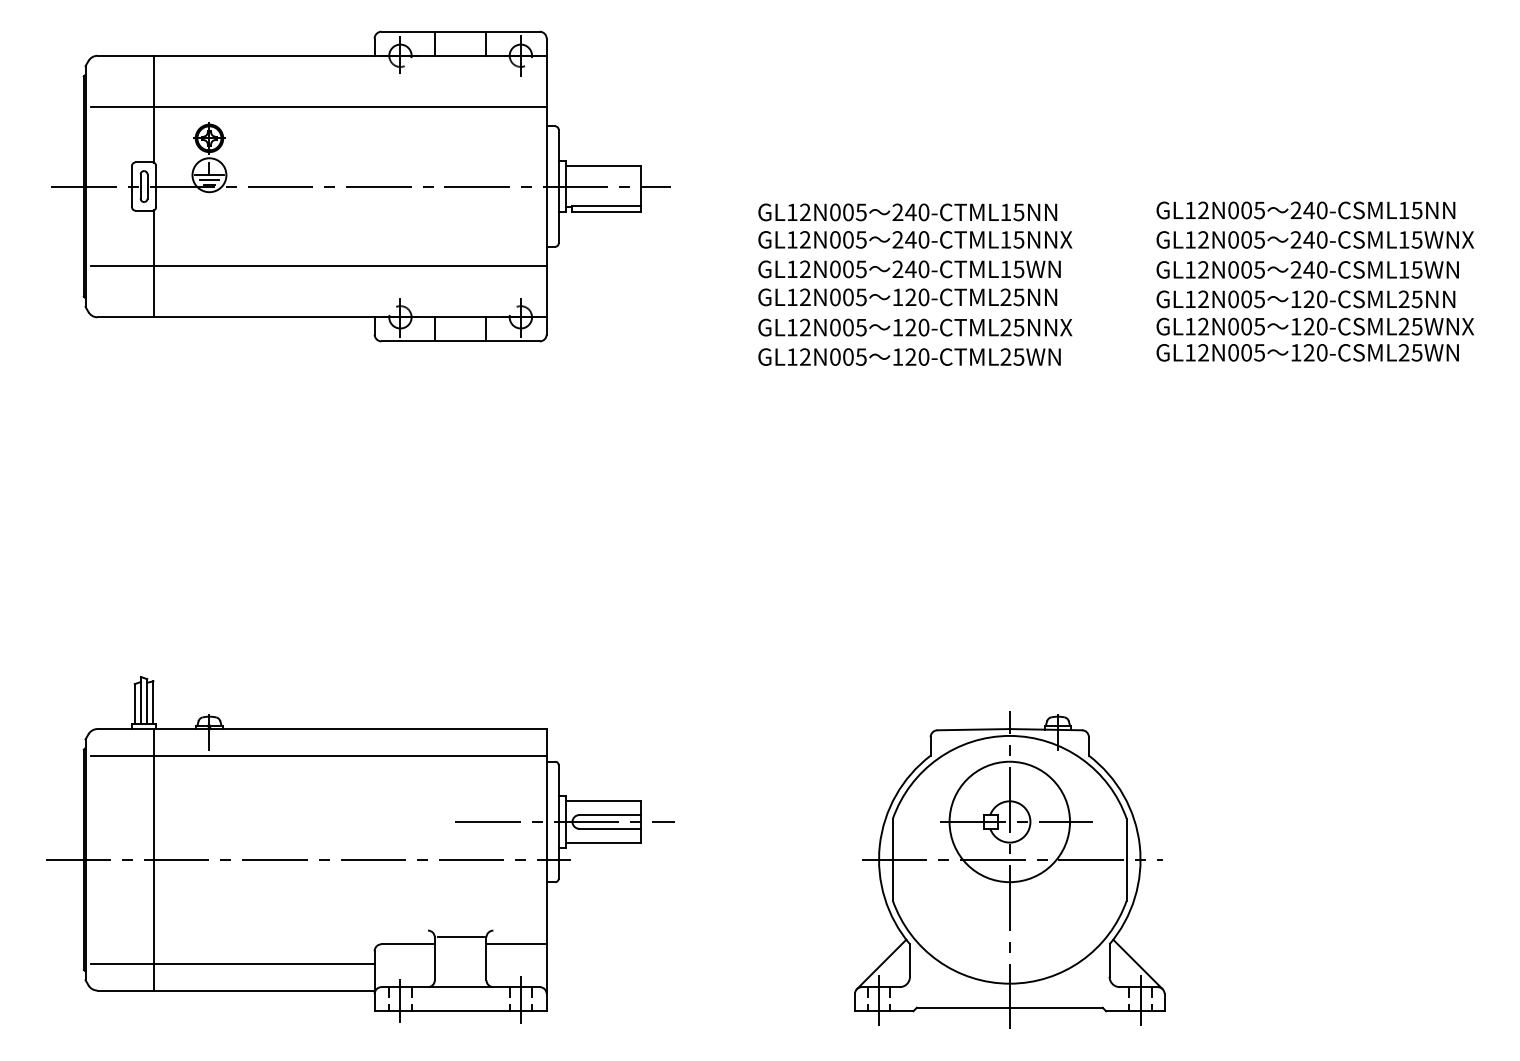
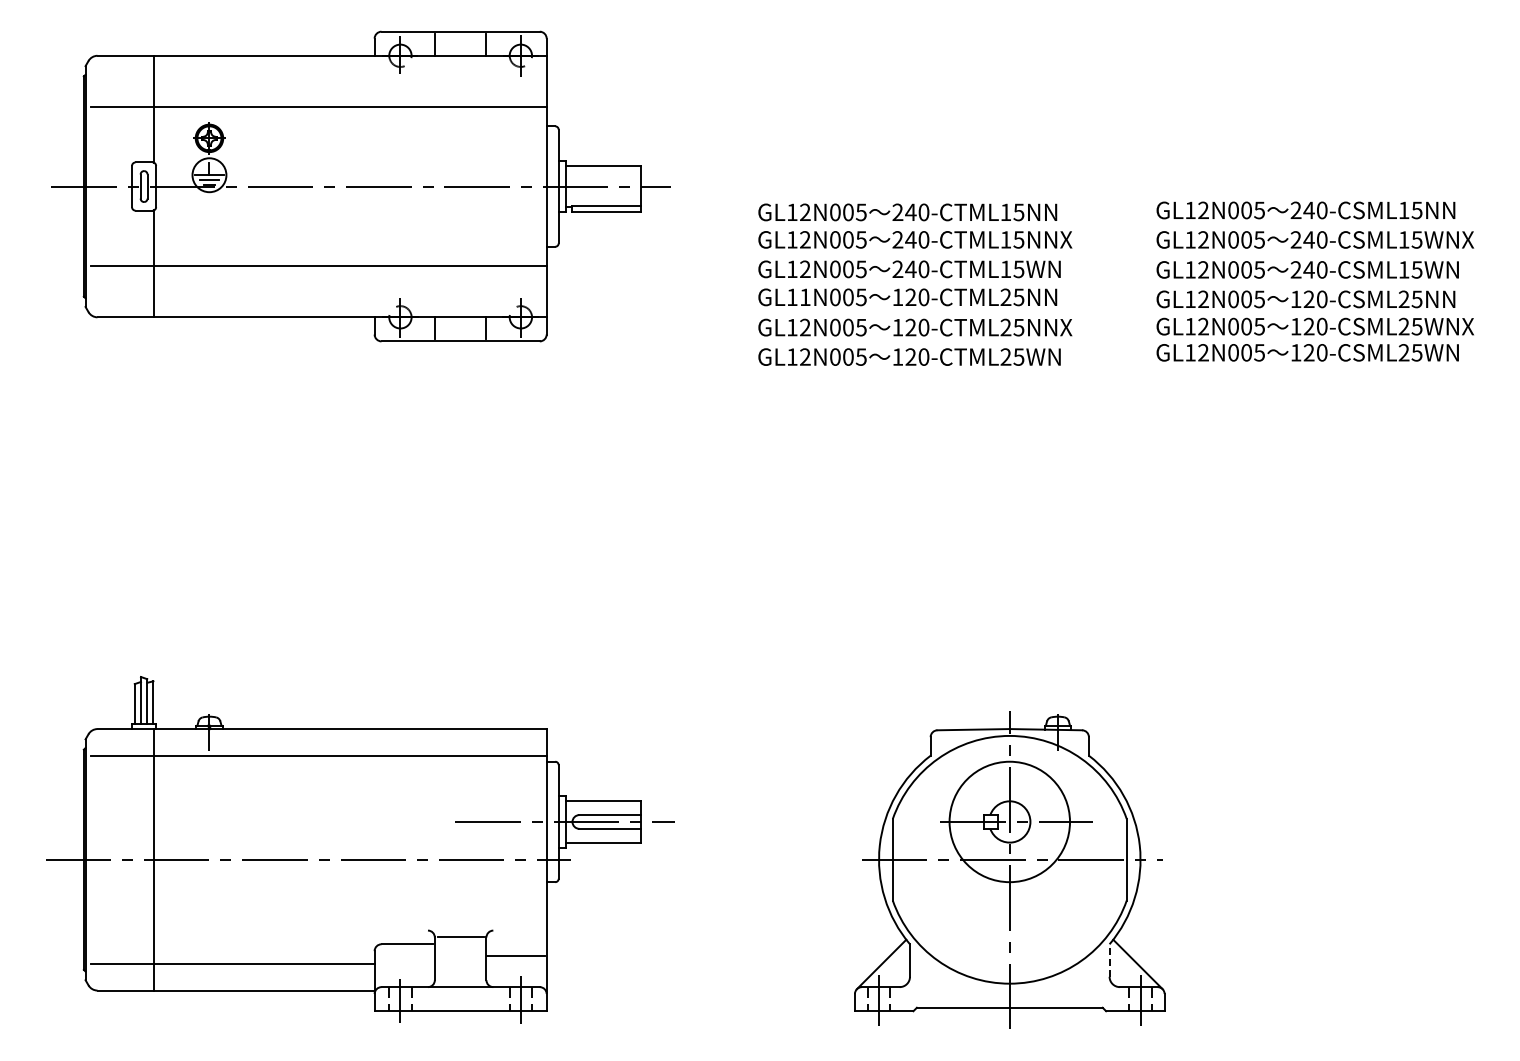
text: GL12N005 -> GL11N005 (805, 296)
line position: (516, 944) -> (516, 956) (516, 956)
line: solid -> dashed (1109, 960)
